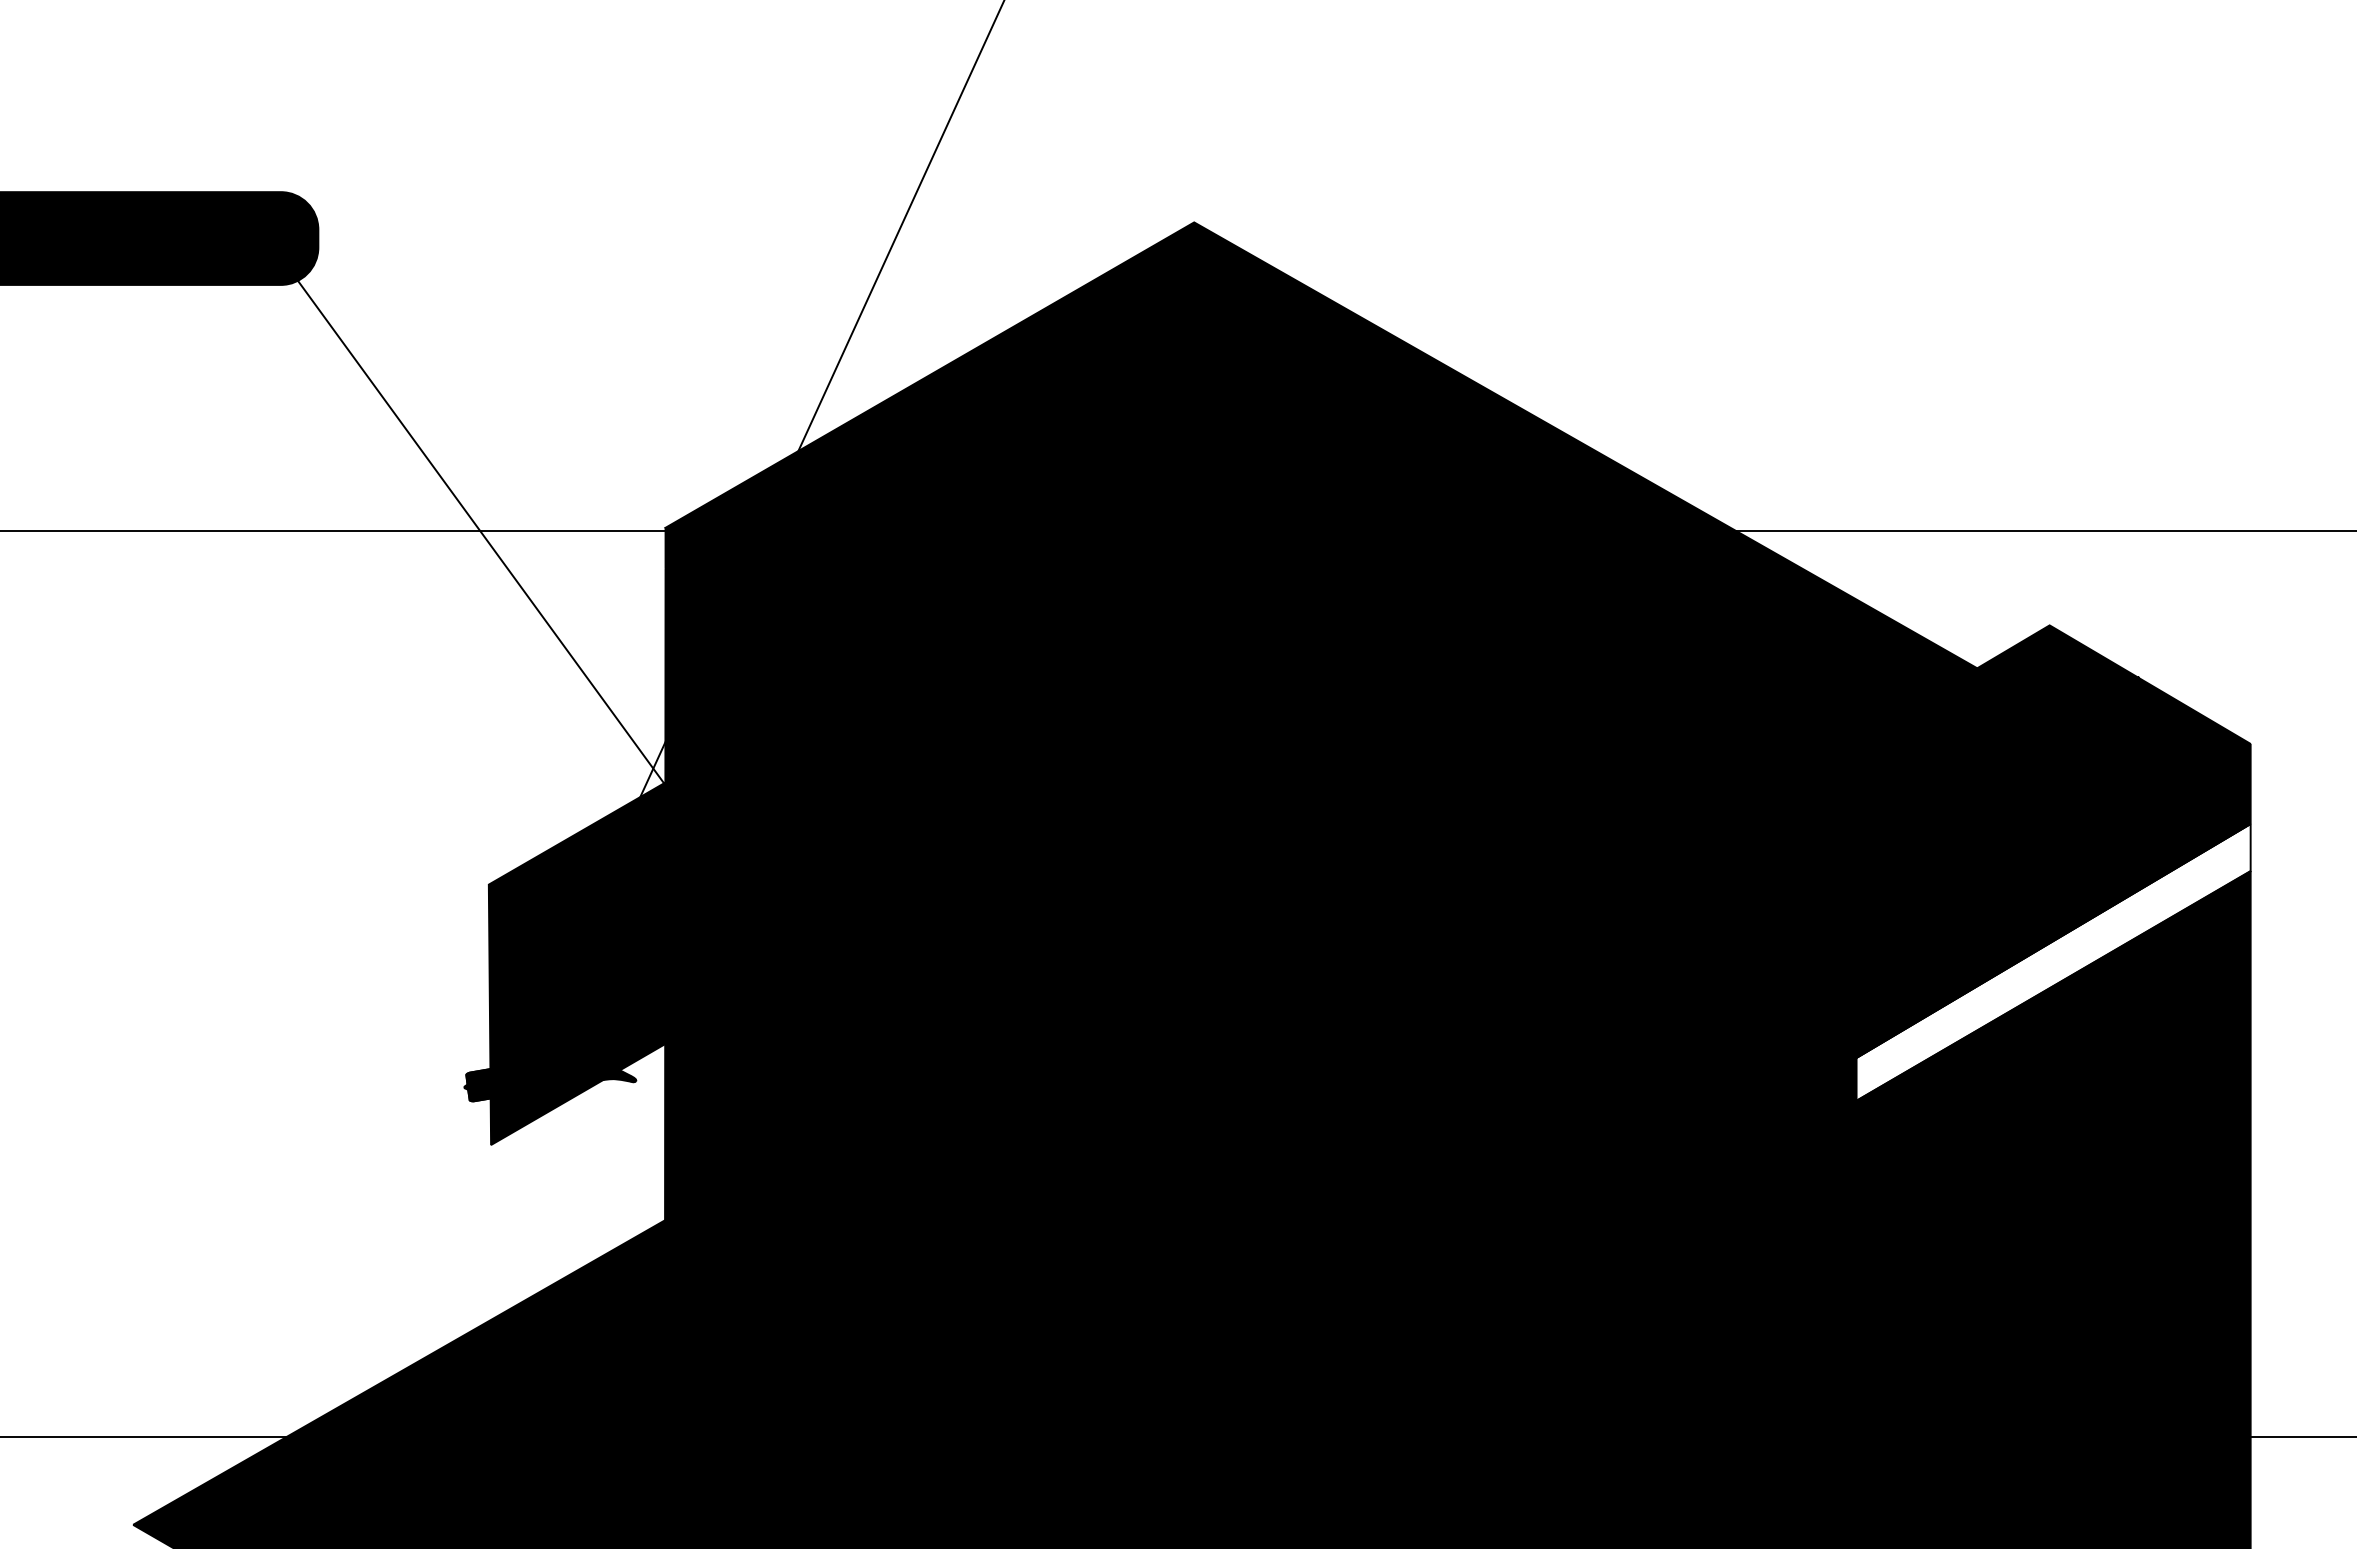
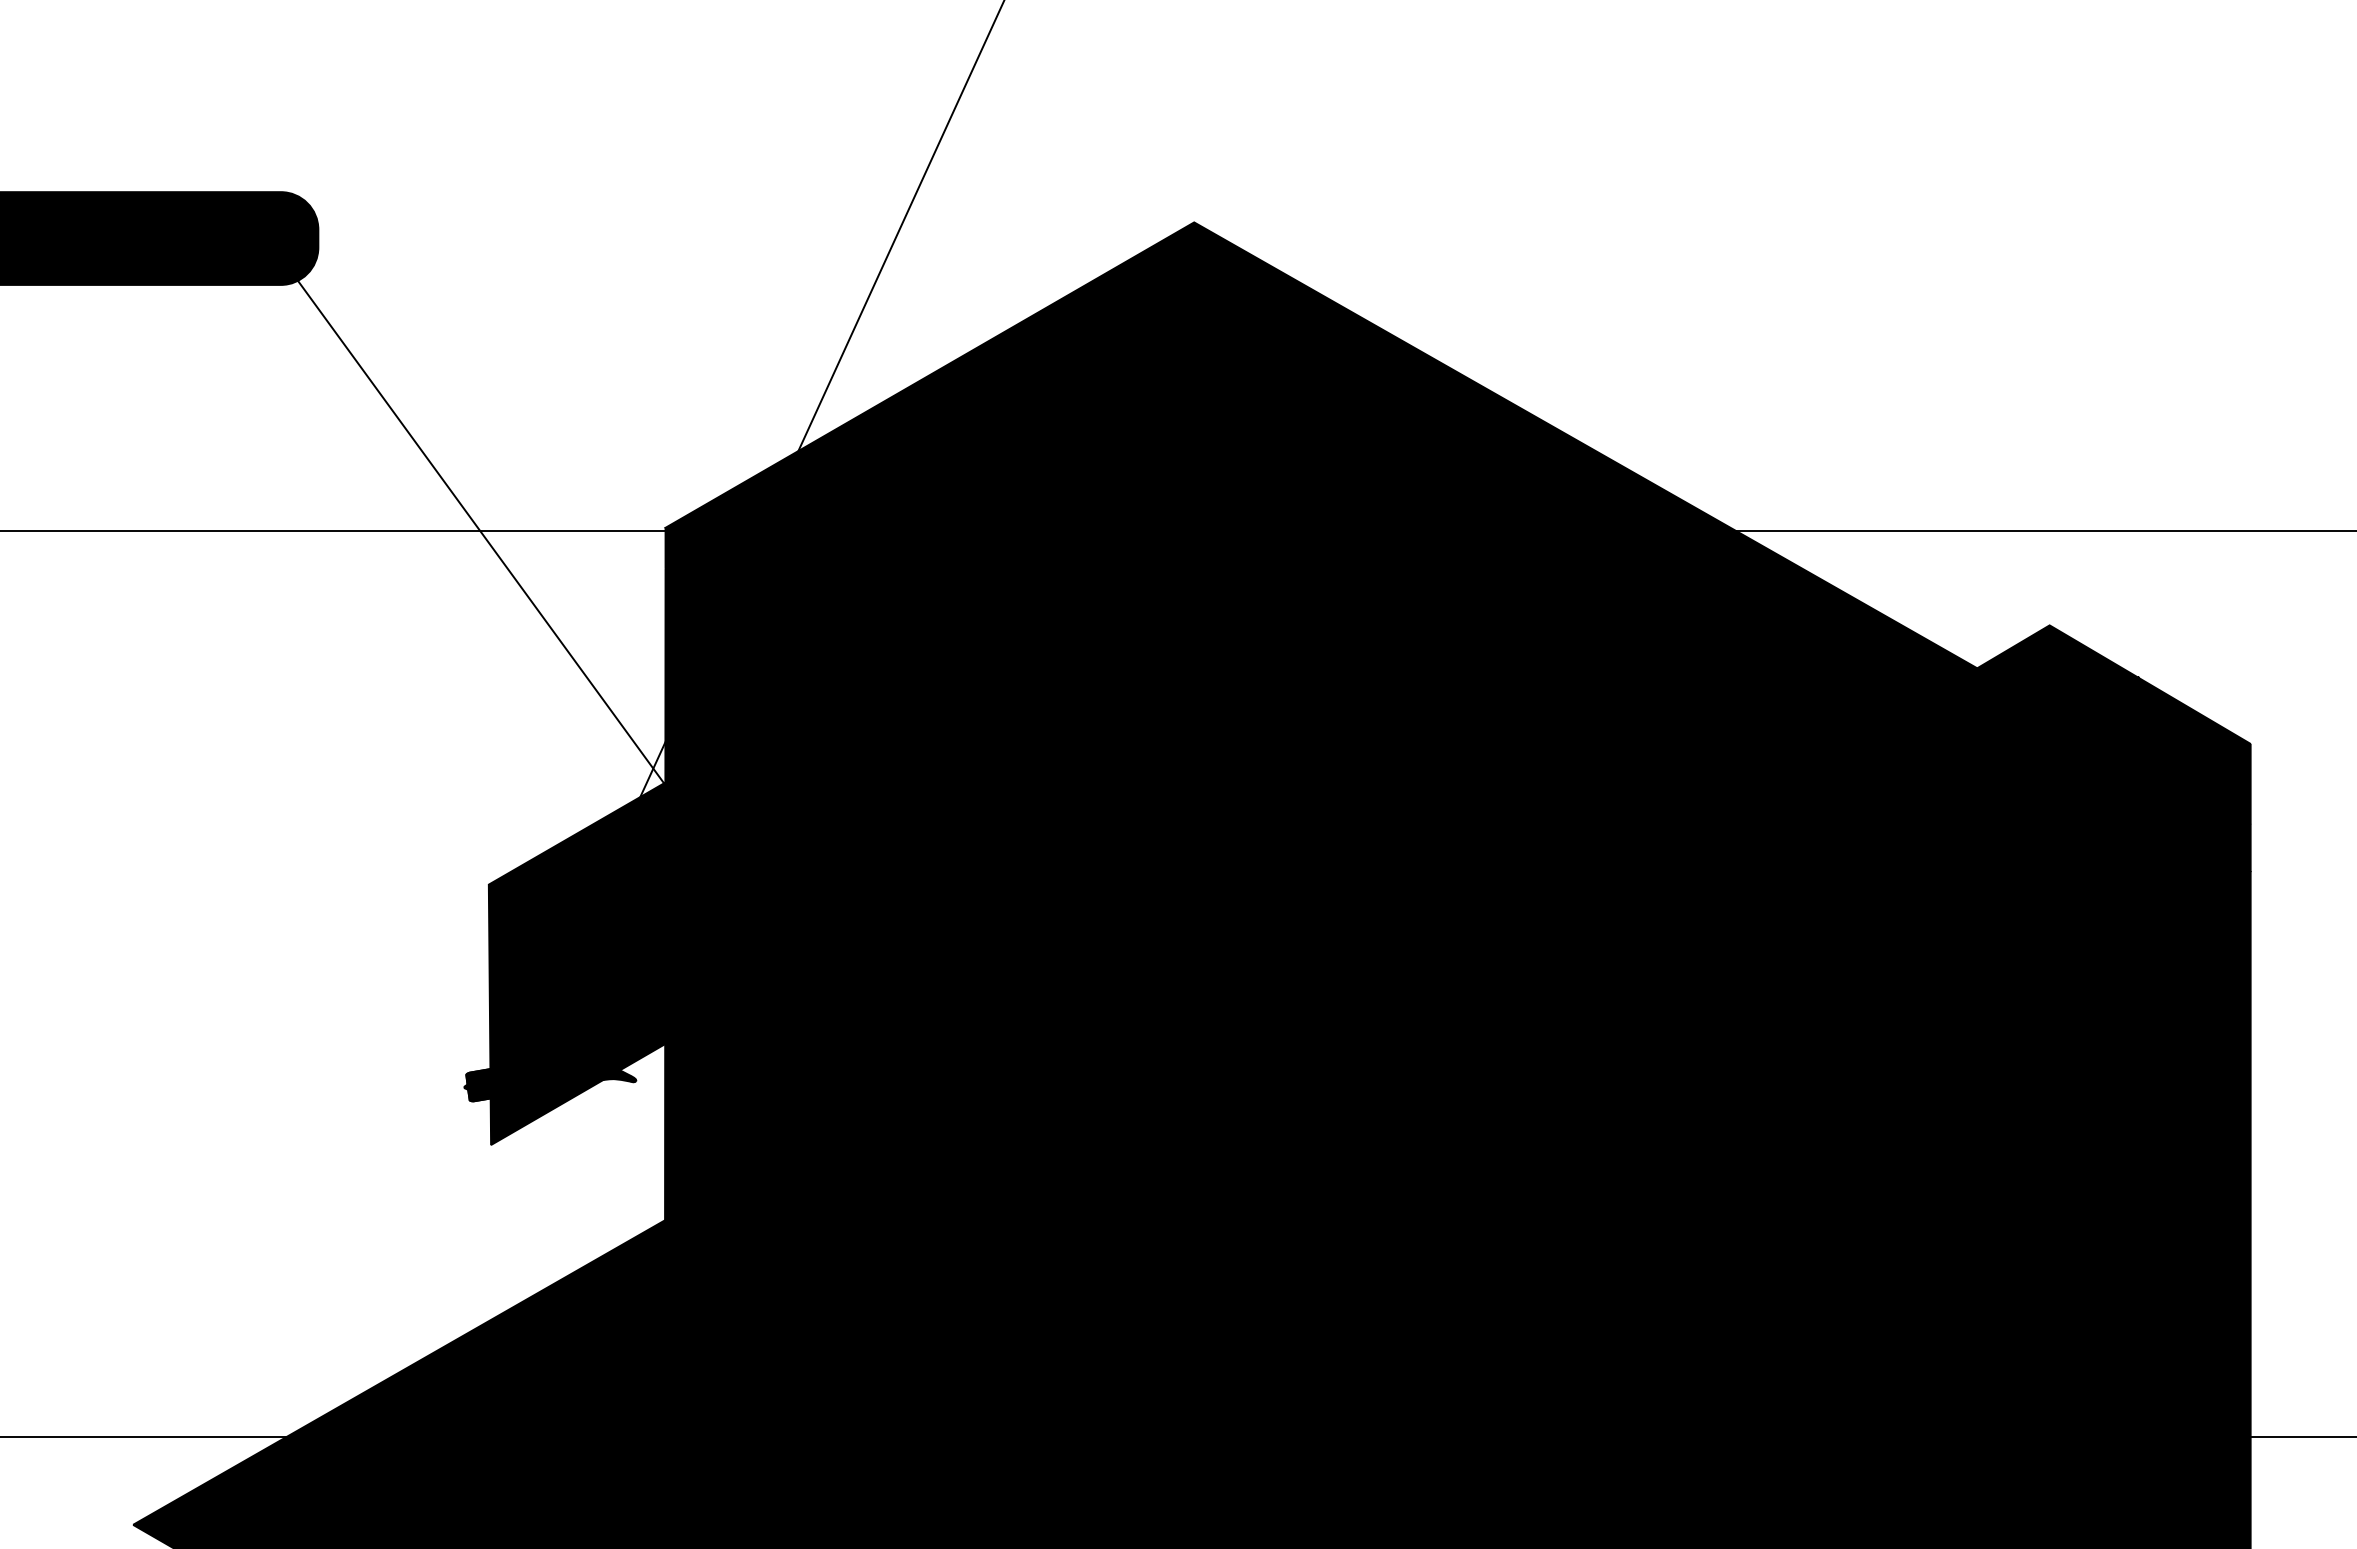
fill: none -> present (1986, 1000)
